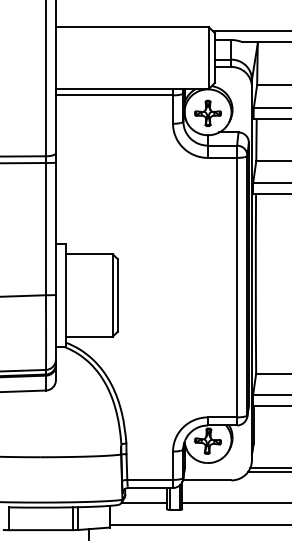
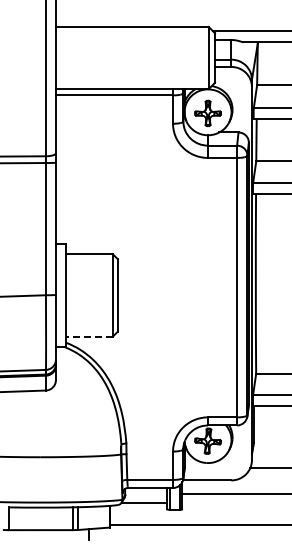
line: solid -> dashed (89, 336)
line: present -> none (267, 472)
line position: (235, 502) -> (235, 493) (235, 493)
